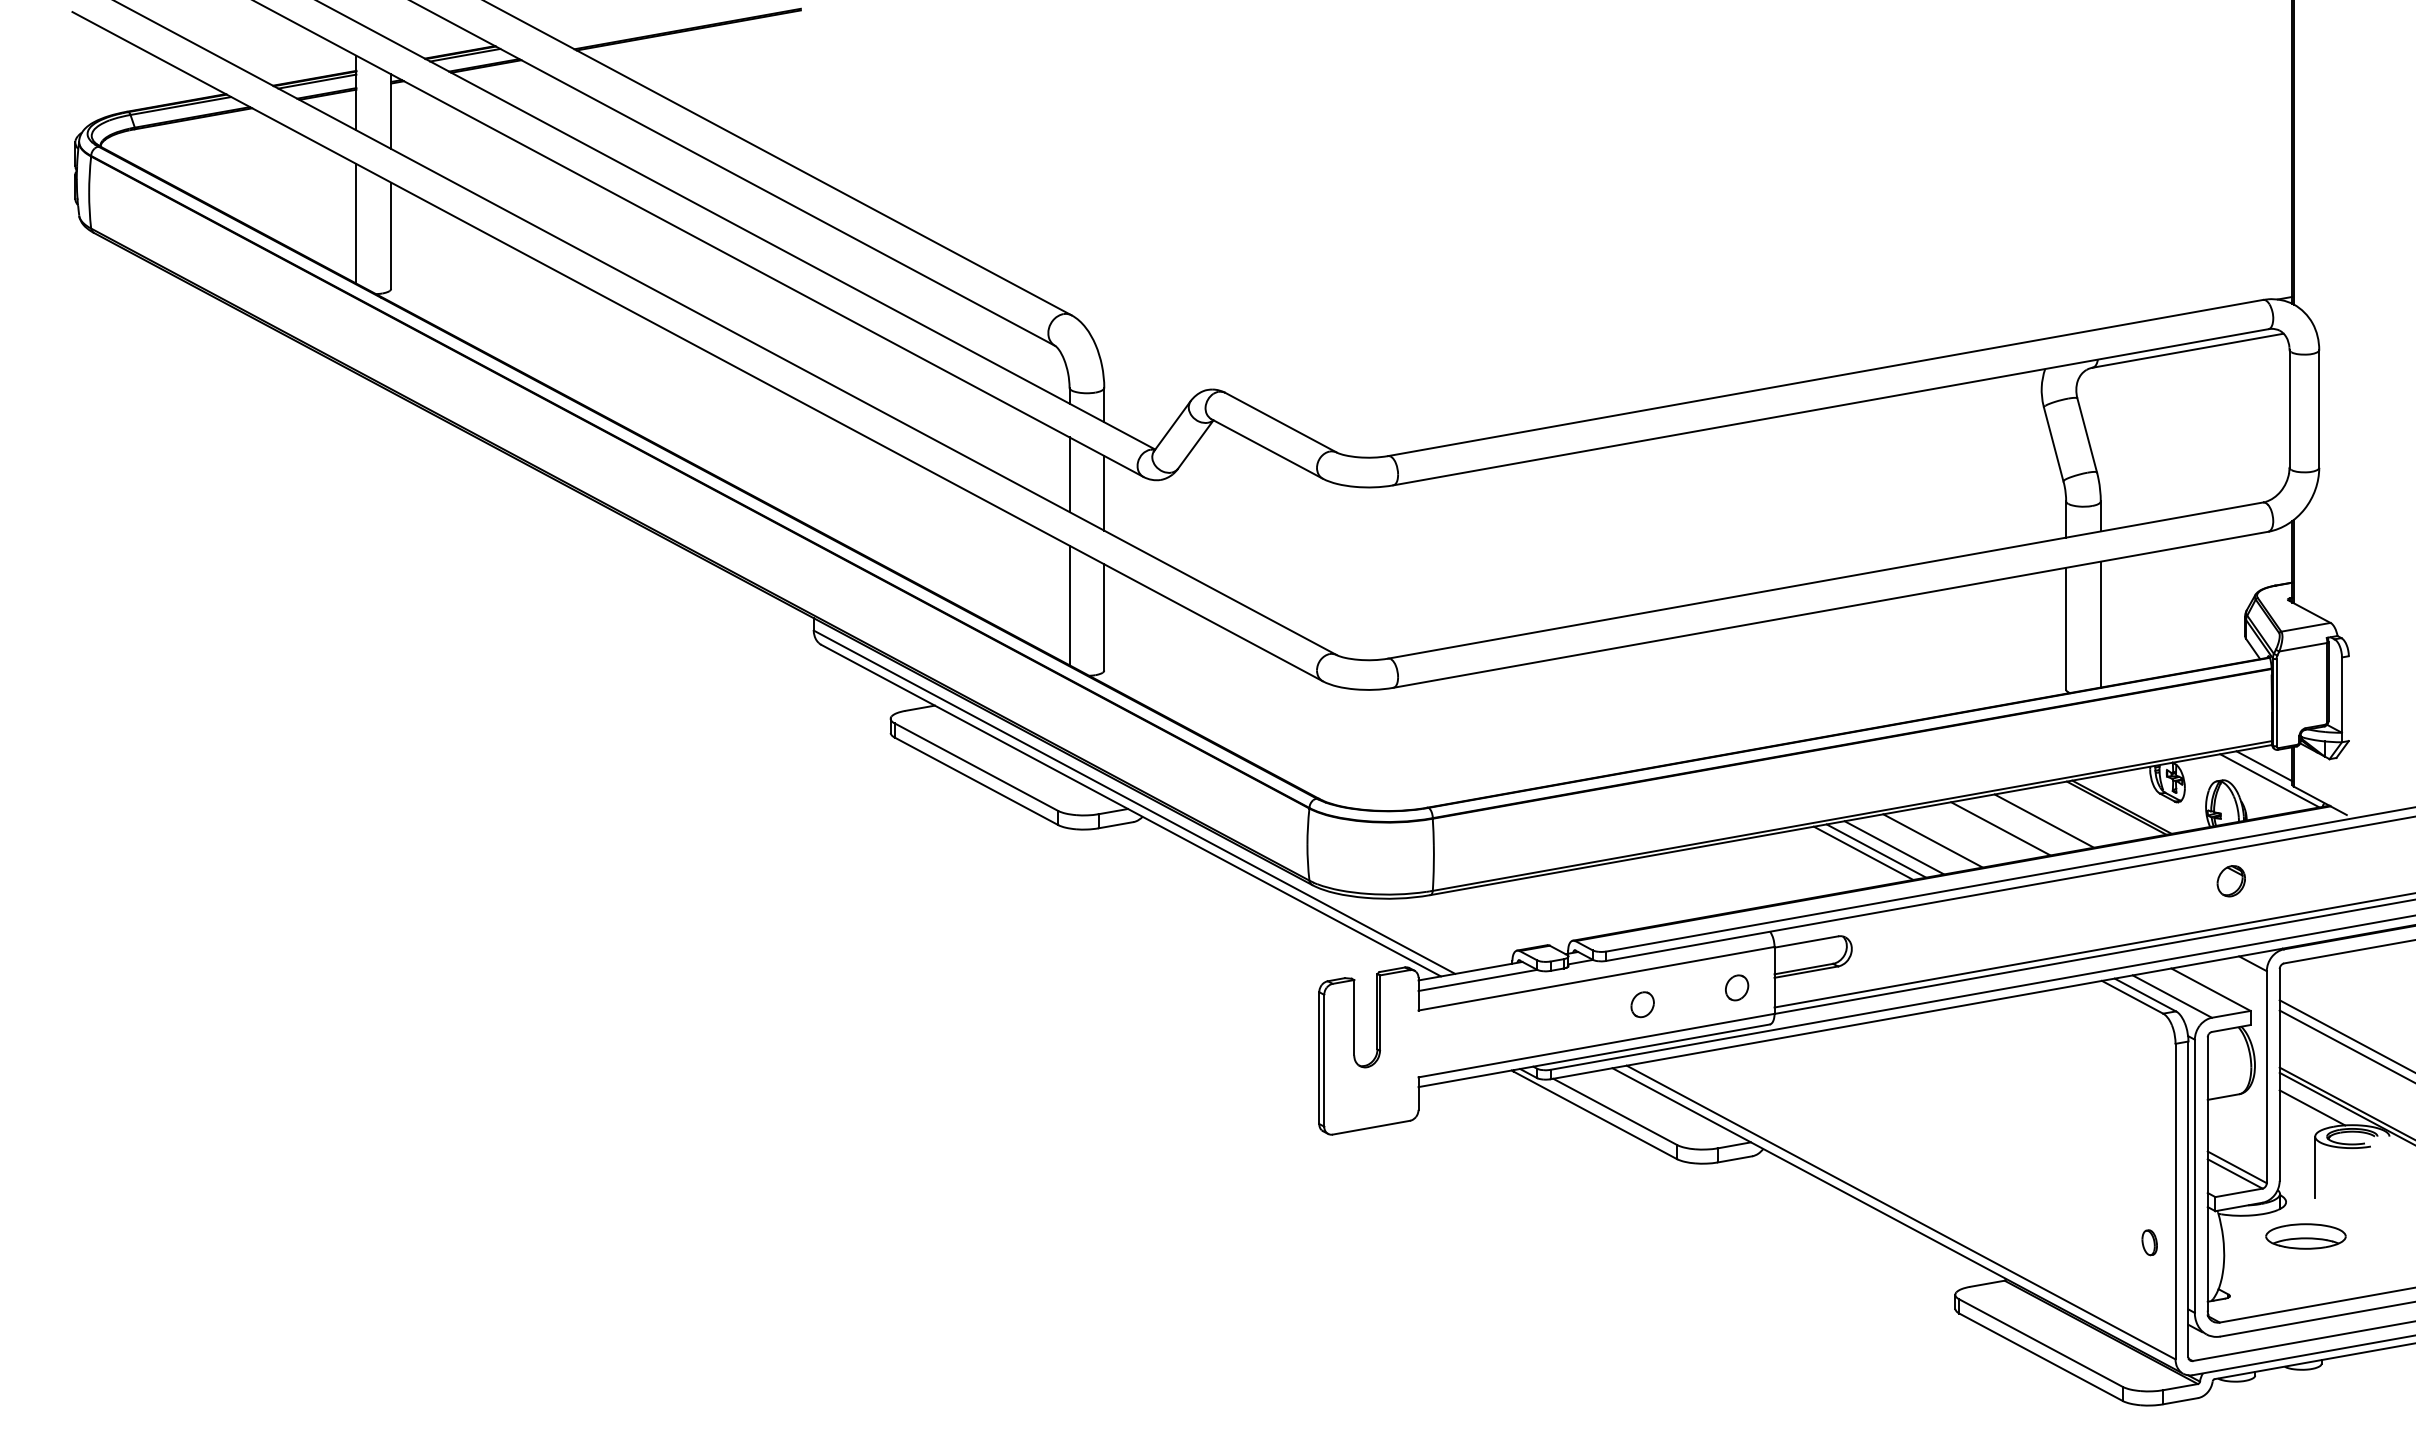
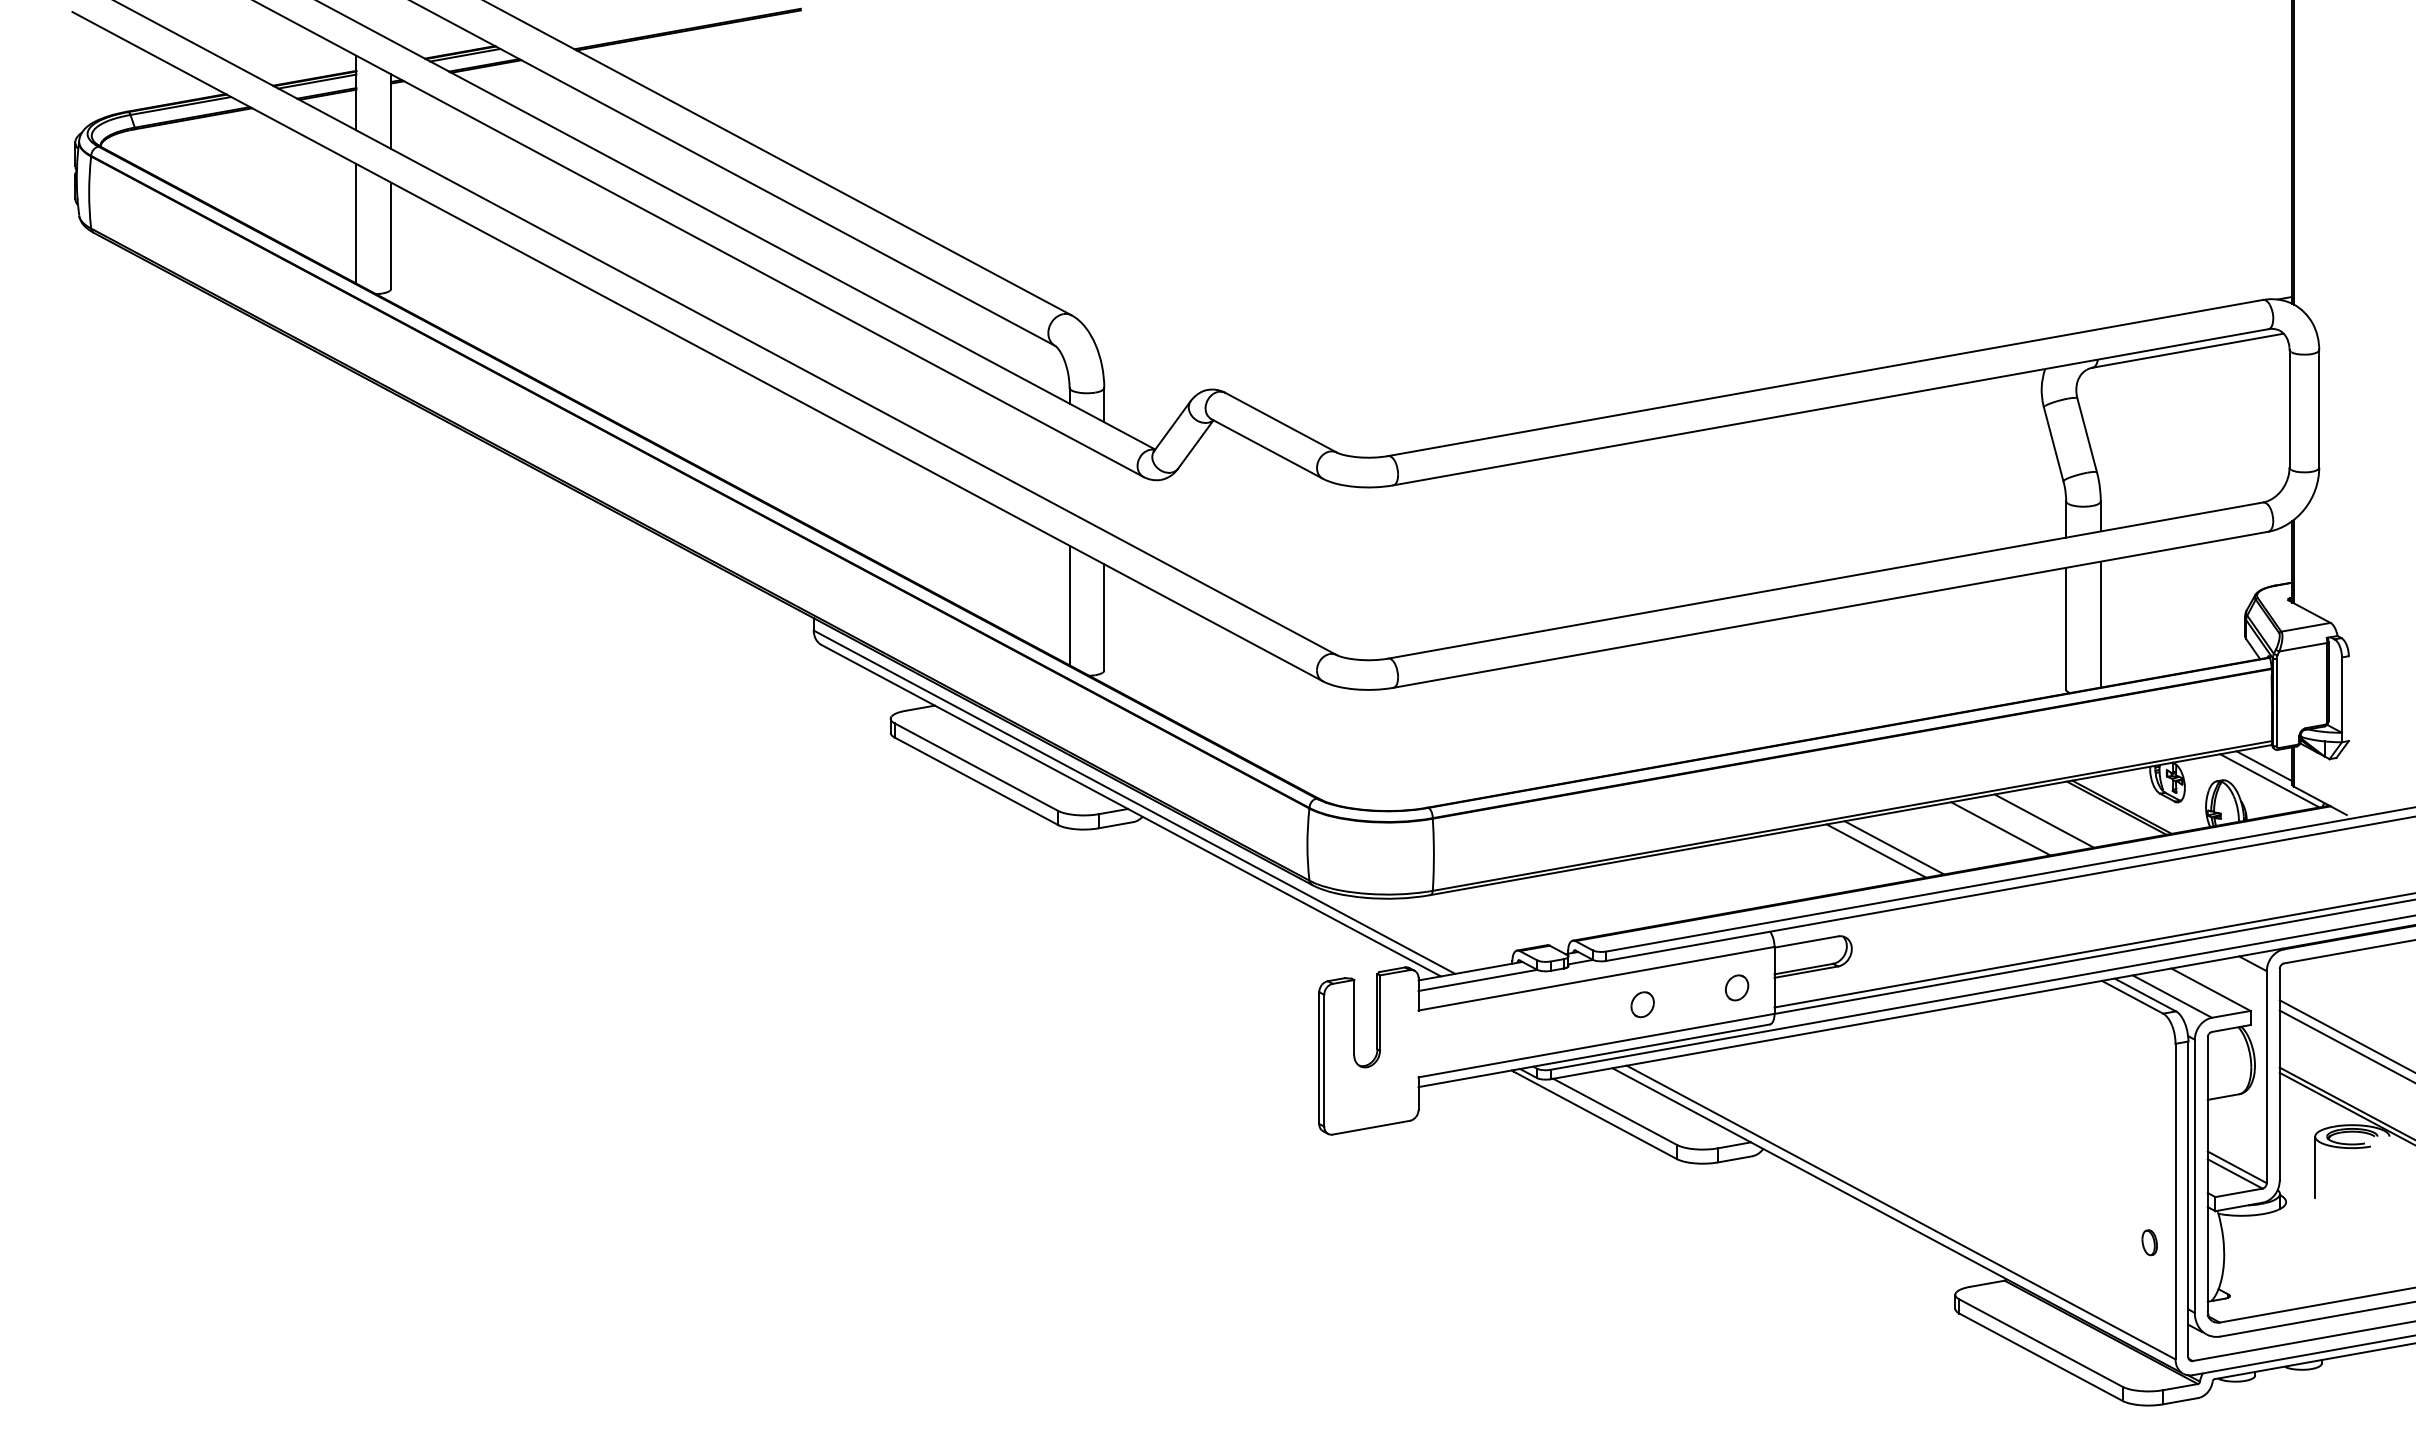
line: present -> none (1069, 474)
line: present -> none (1104, 492)
line: present -> none (1932, 840)
line: present -> none (1863, 852)
part: present -> none (2230, 881)
line: present -> none (2312, 1107)
part: present -> none (2305, 1236)
